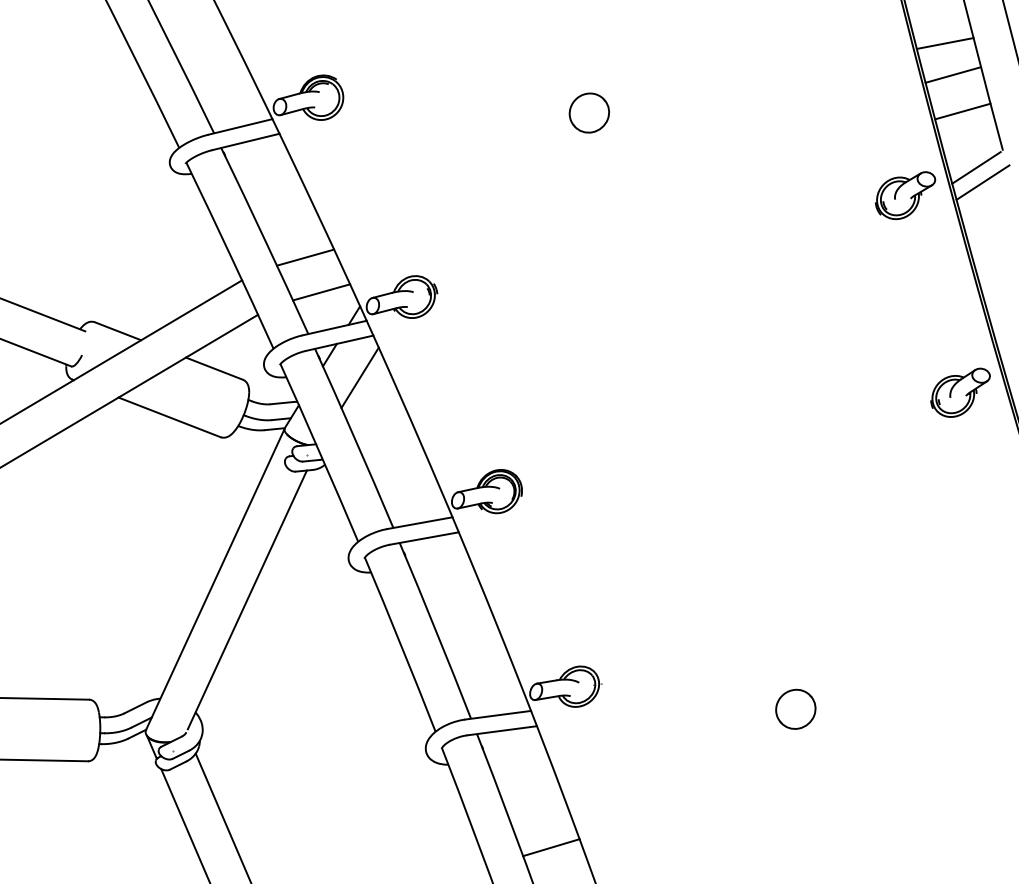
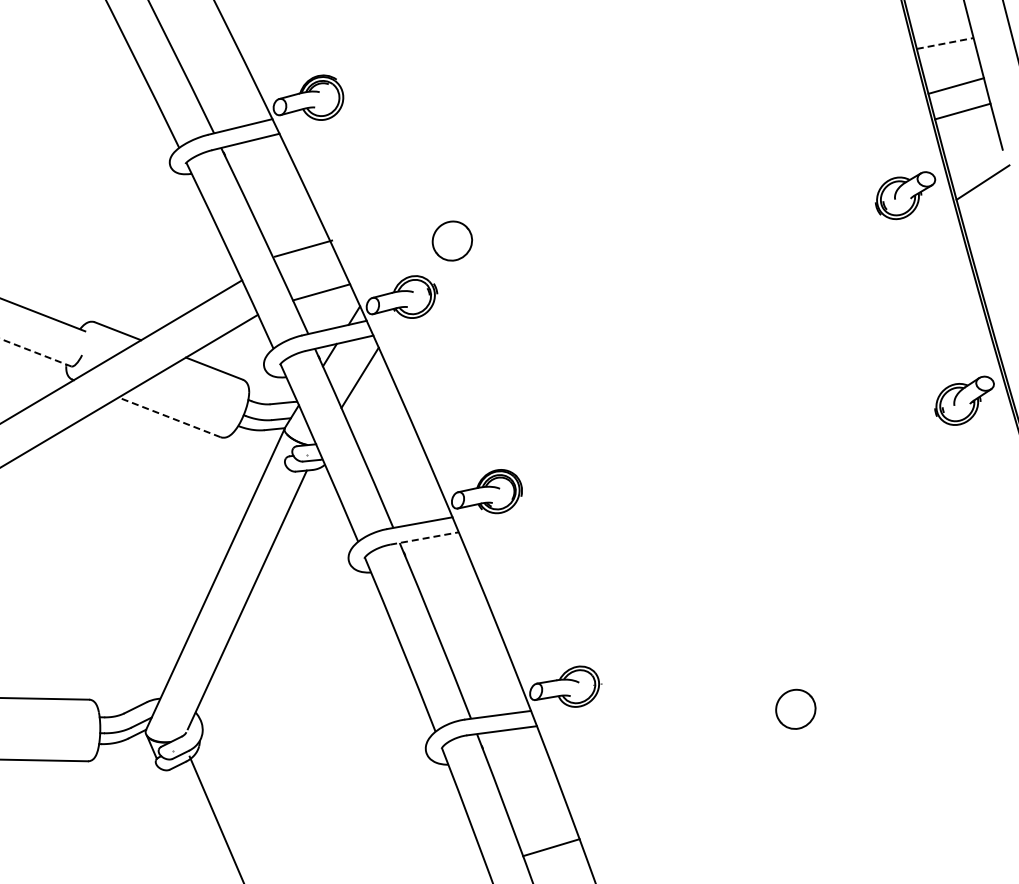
line: solid -> dashed (945, 43)
line position: (953, 74) -> (956, 85) (956, 85)
part position: (588, 112) -> (451, 240) (451, 240)
line: present -> none (976, 167)
line position: (305, 257) -> (303, 248) (303, 248)
line: solid -> dashed (35, 352)
part position: (960, 392) -> (964, 400) (964, 400)
line: solid -> dashed (169, 417)
line: solid -> dashed (424, 538)
line position: (222, 816) -> (215, 818) (215, 818)
line: present -> none (185, 824)
